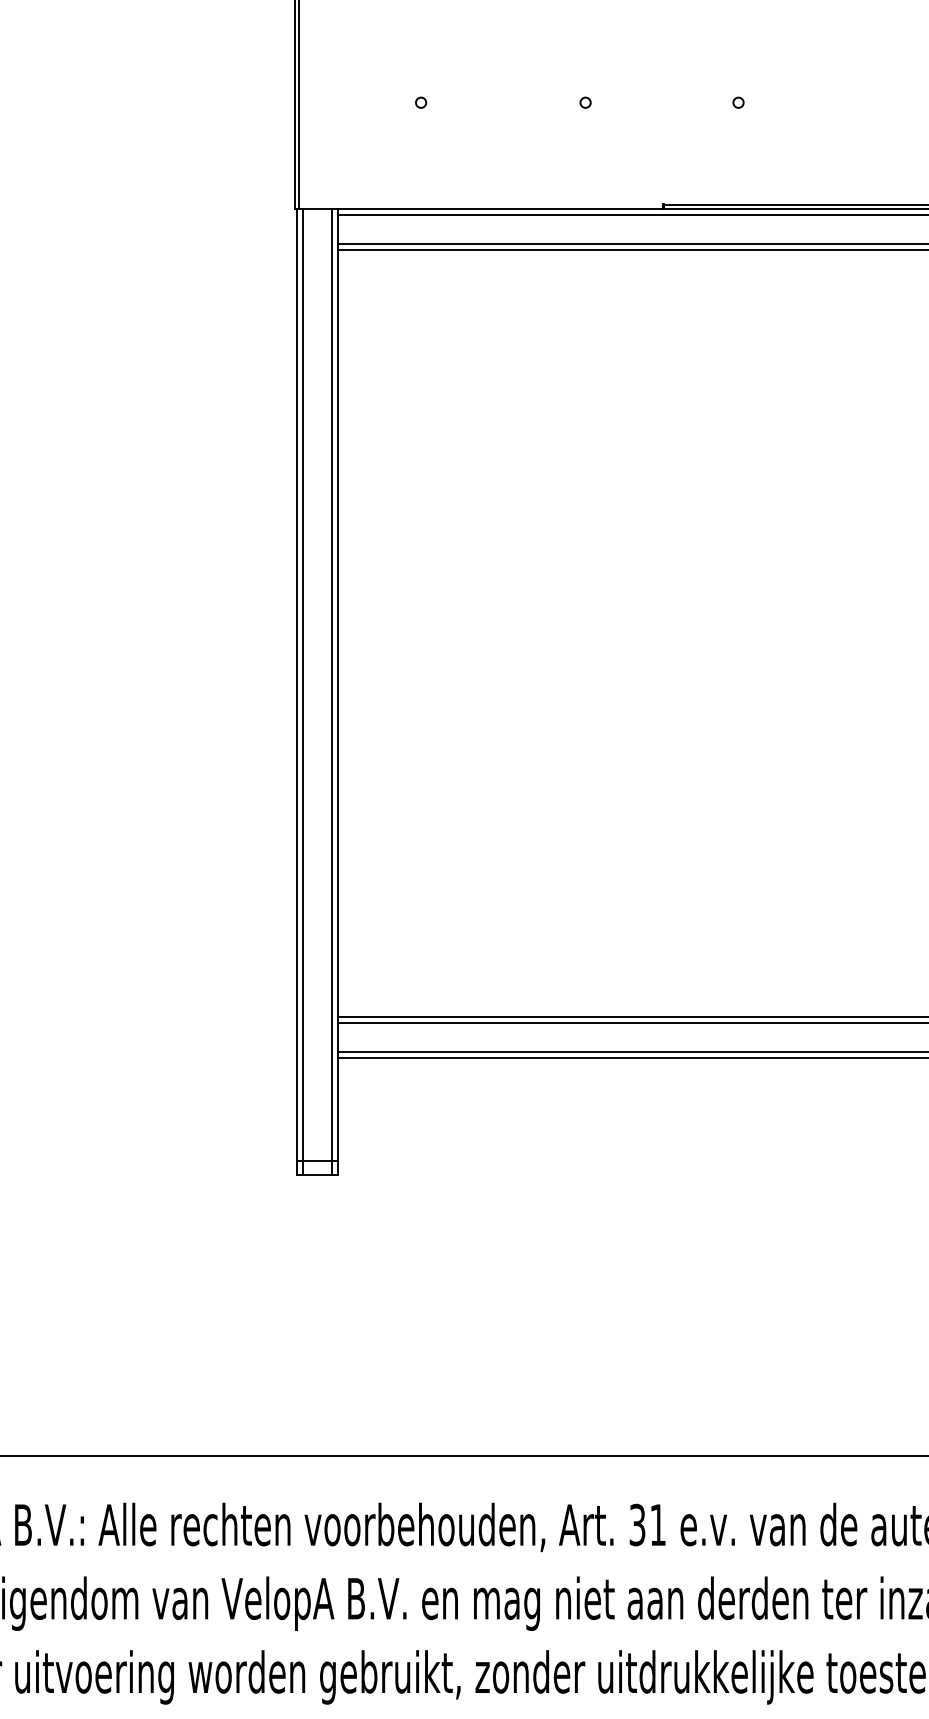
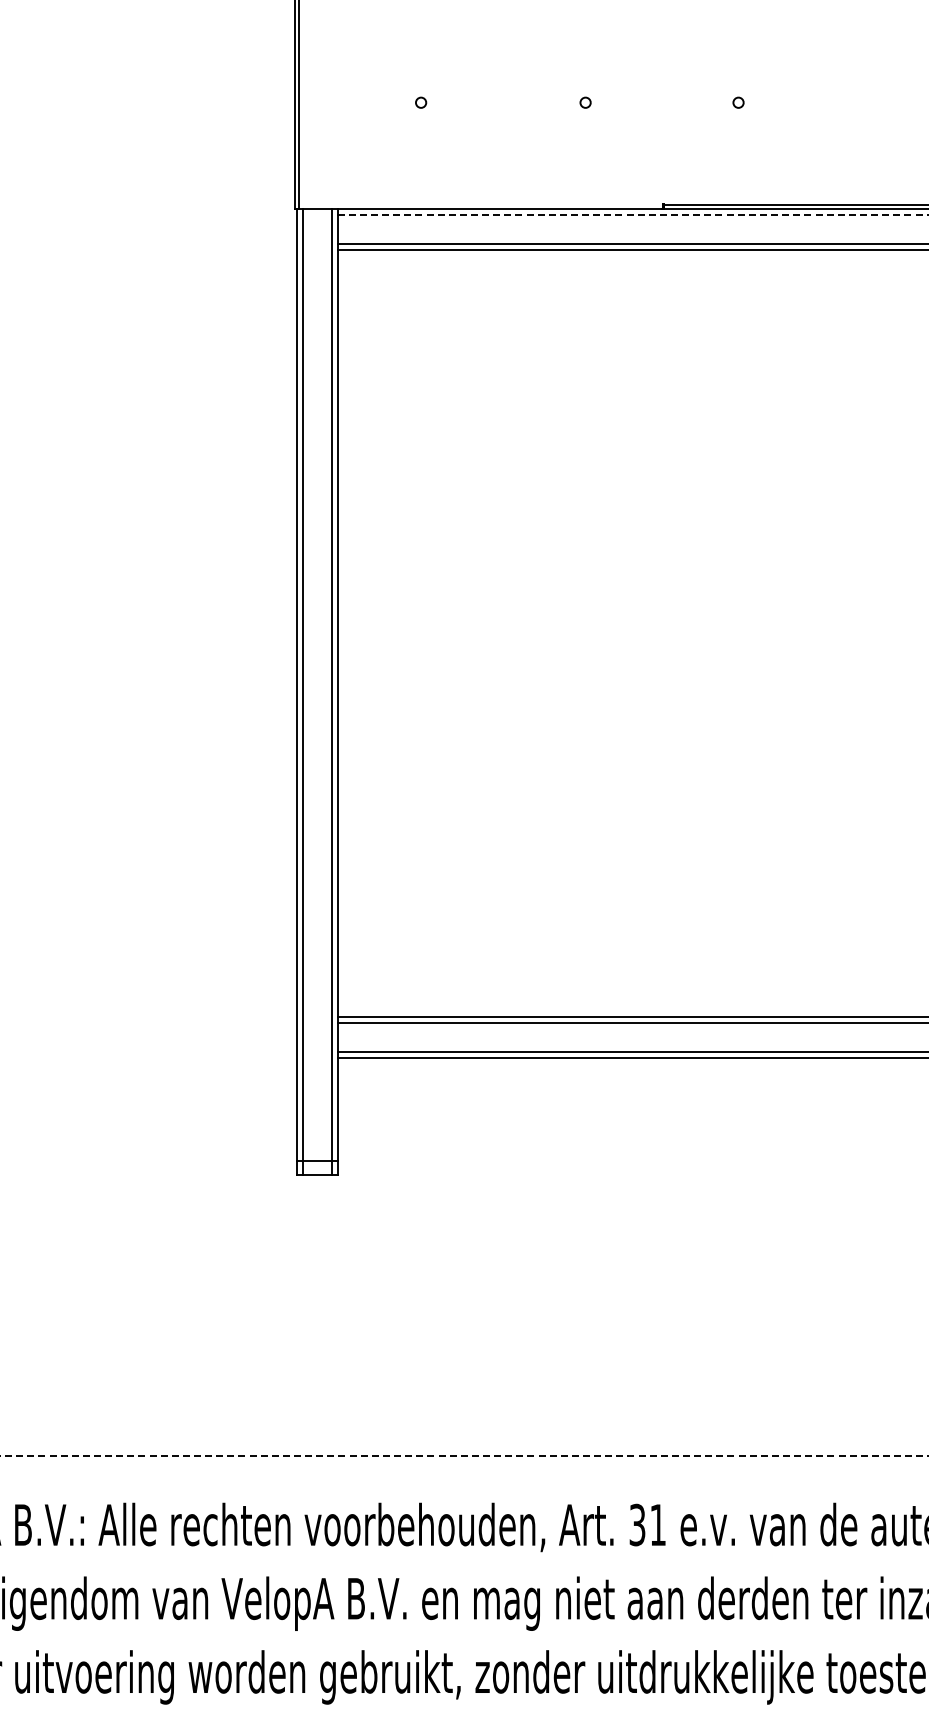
line: solid -> dashed (633, 214)
line: solid -> dashed (464, 1455)
